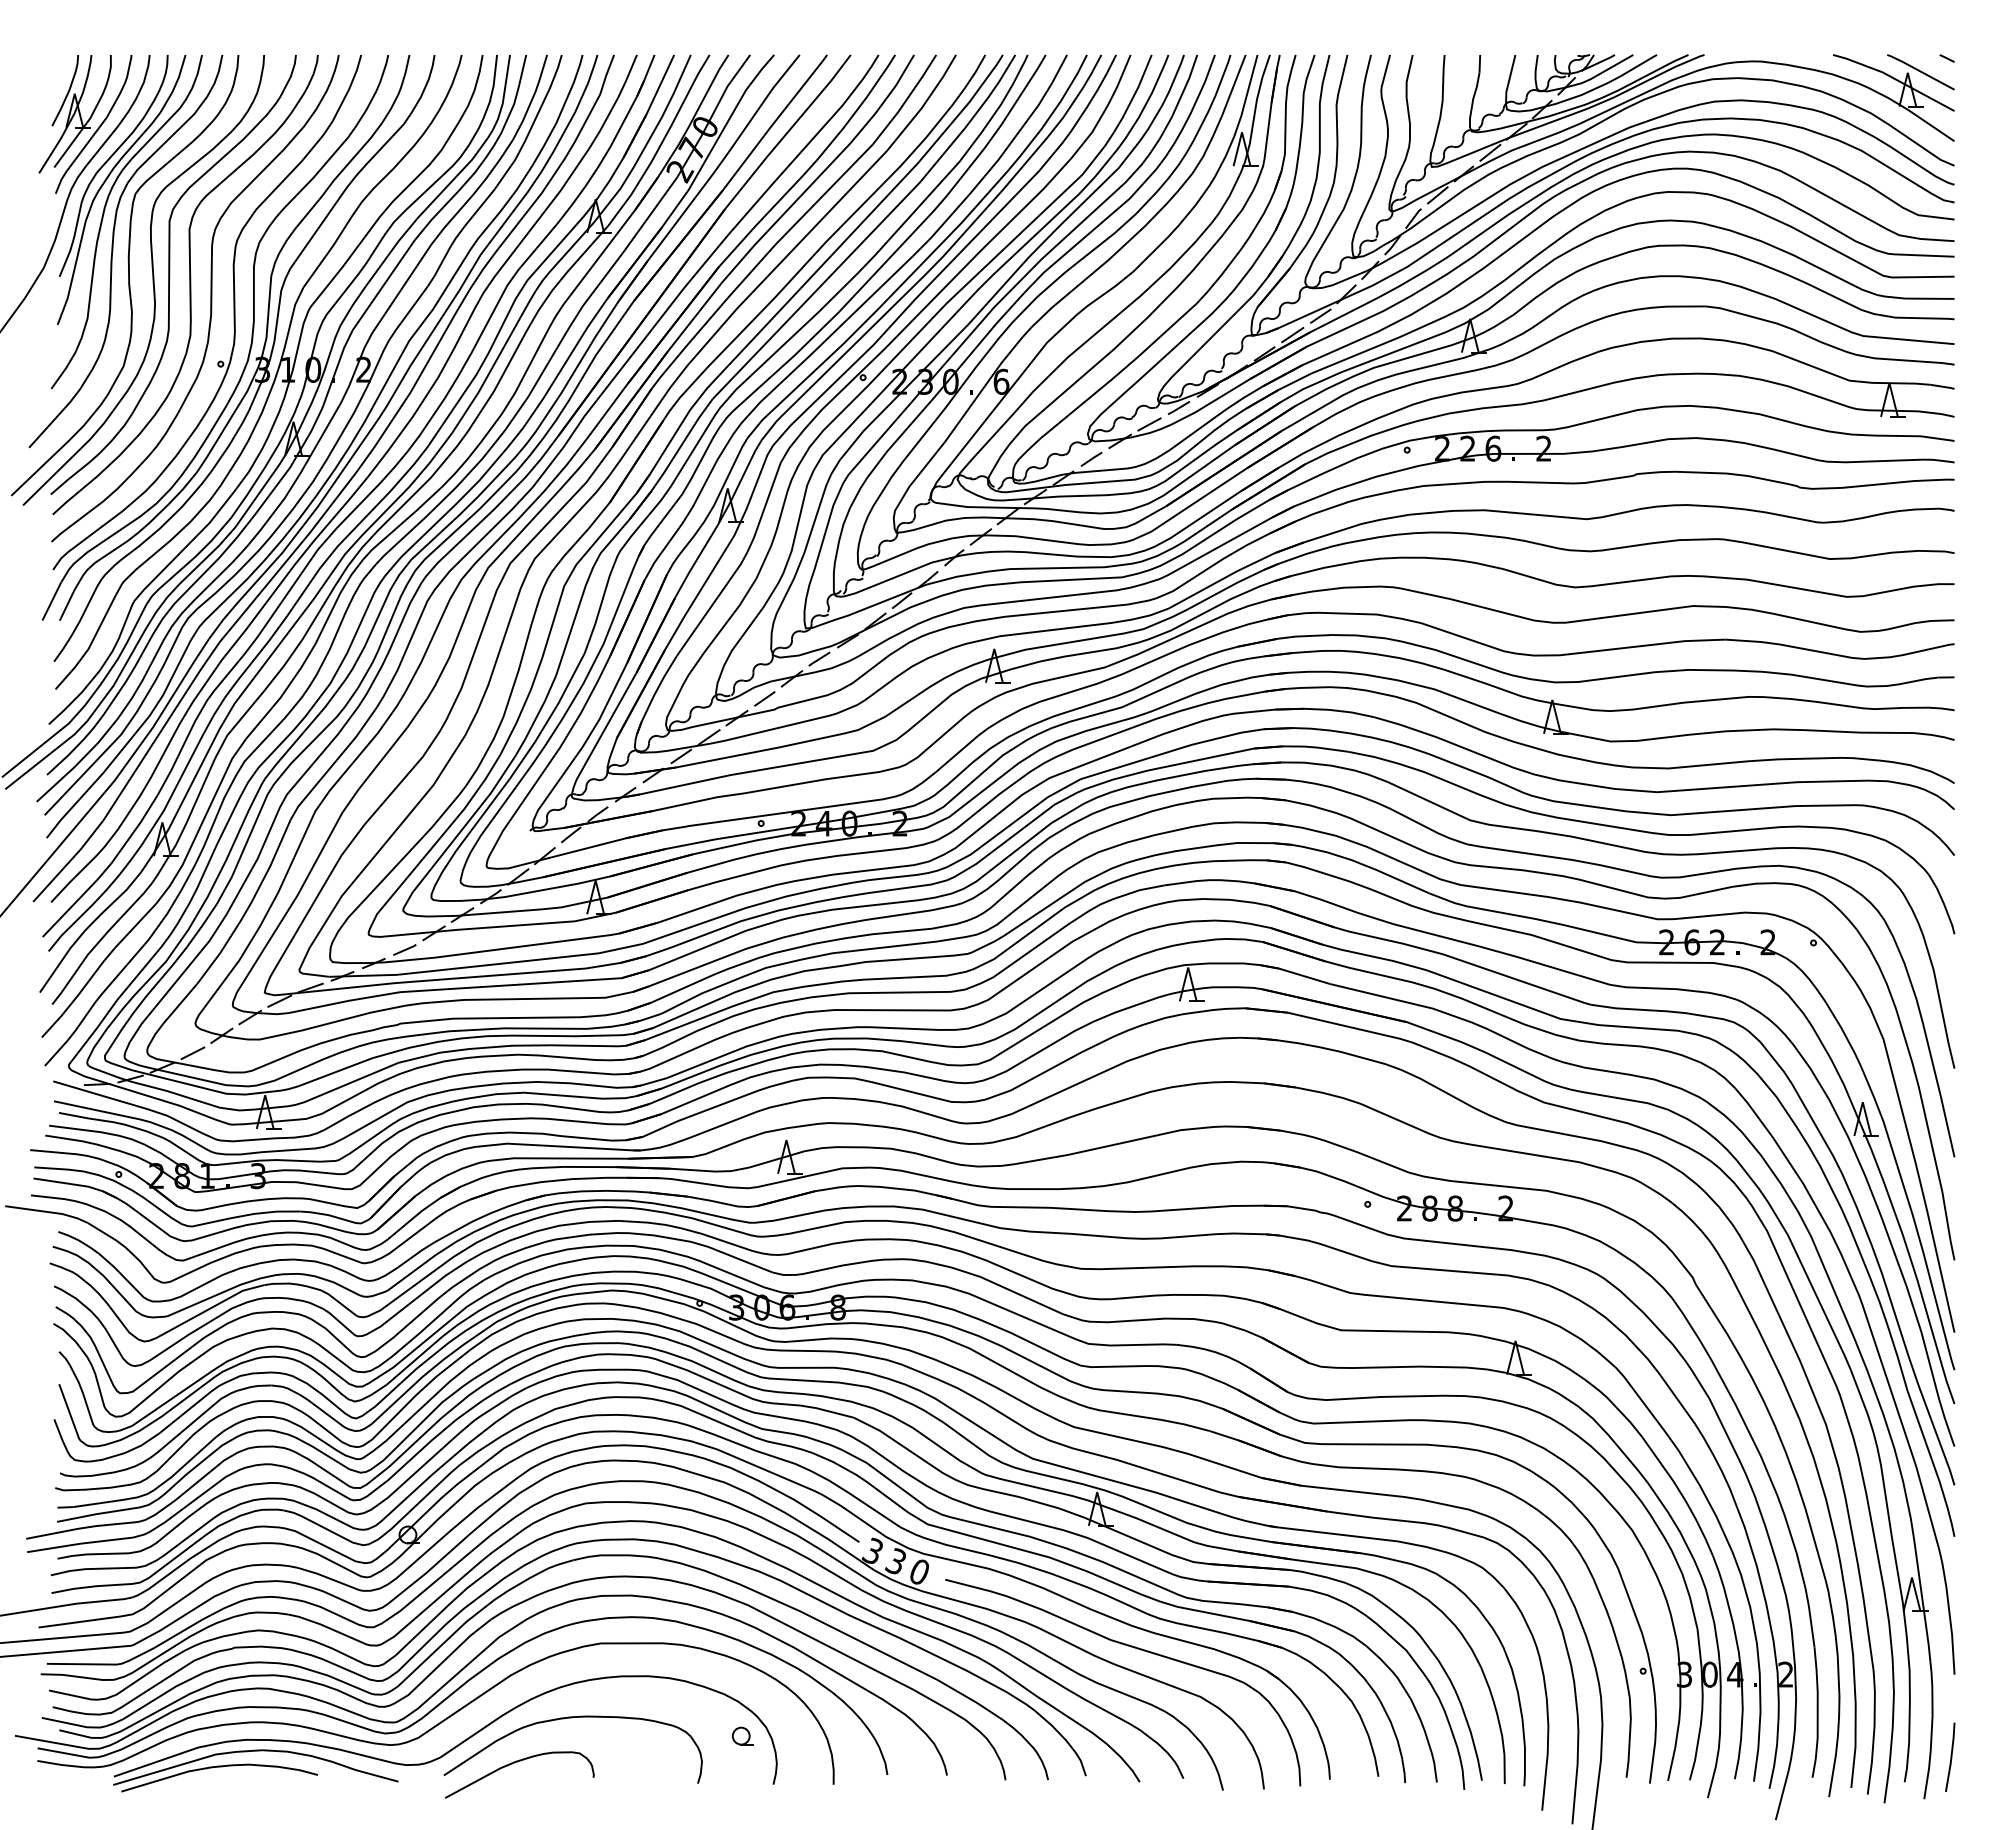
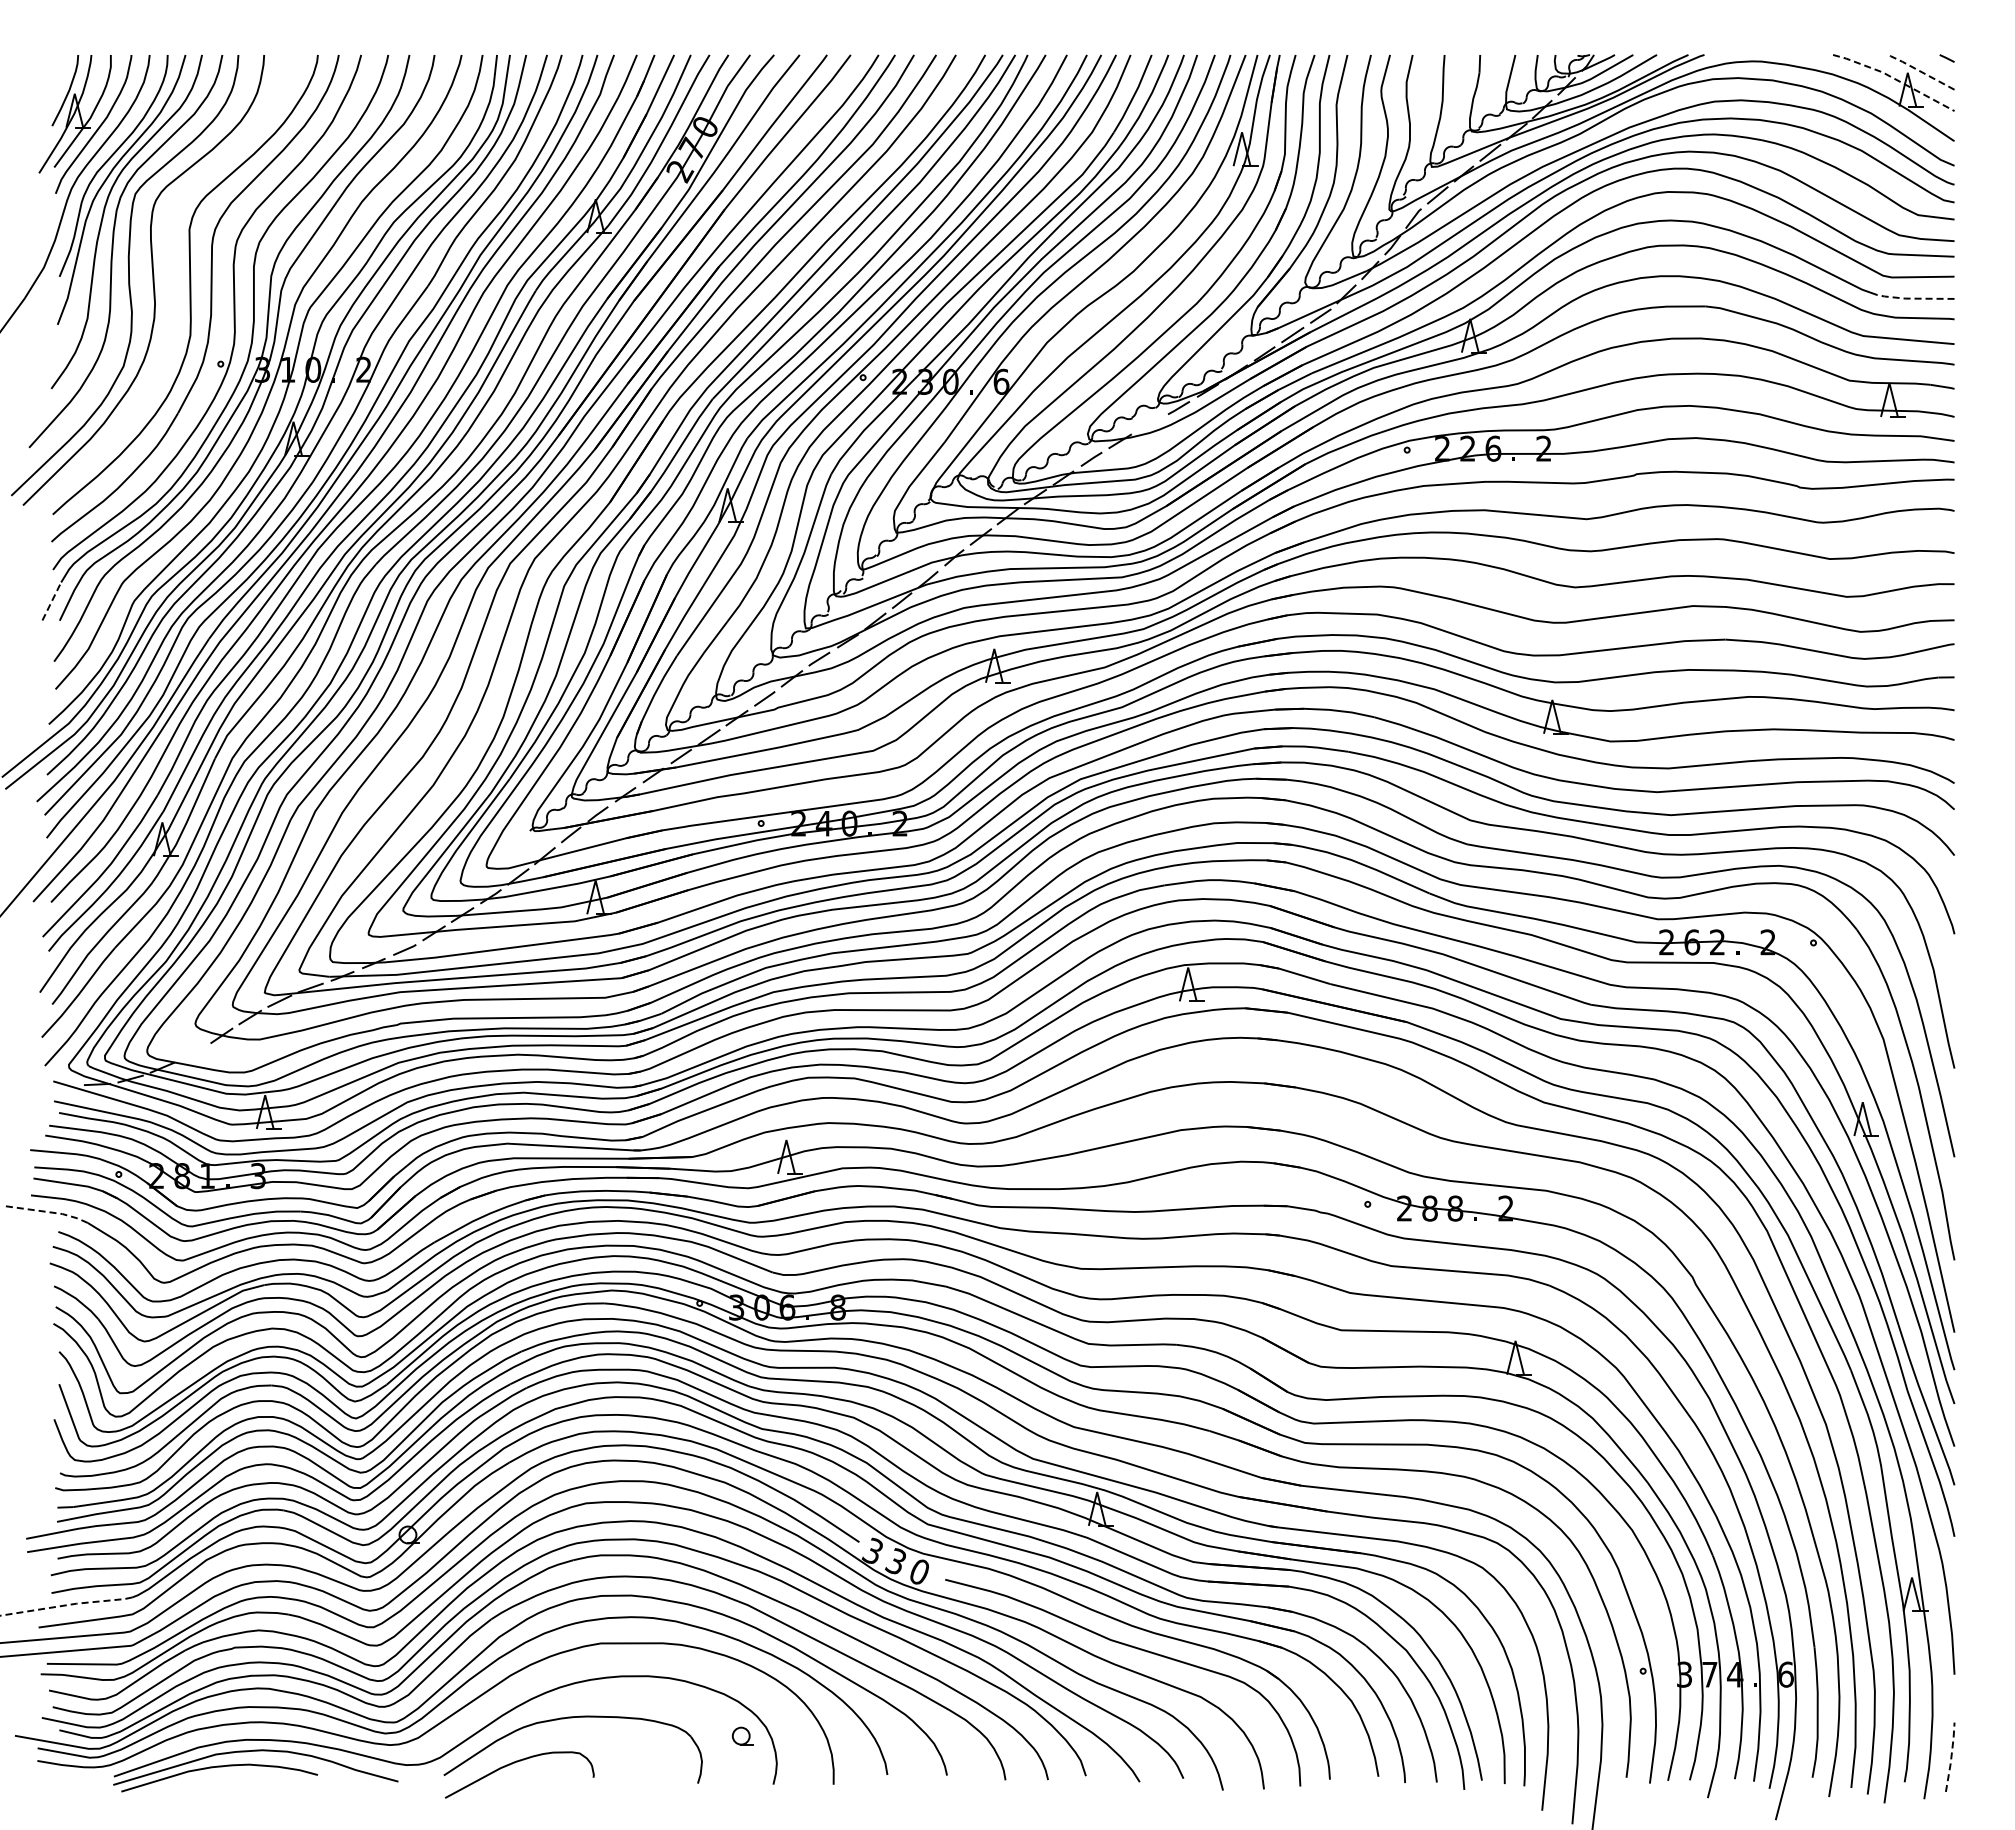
line: solid -> dashed (1919, 71)
line: solid -> dashed (1894, 78)
curve: present -> none (170, 274)
line: solid -> dashed (1913, 298)
line: present -> none (1149, 424)
line: solid -> dashed (52, 601)
line: present -> none (192, 1053)
line: solid -> dashed (48, 1212)
line: solid -> dashed (66, 1605)
text: 0 -> 7 (1709, 1674)
text: 2 -> 6 (1785, 1674)
line: solid -> dashed (1951, 1756)
